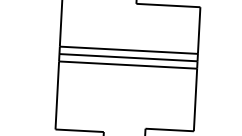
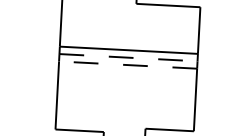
line: solid -> dashed (129, 57)
line: solid -> dashed (127, 65)
